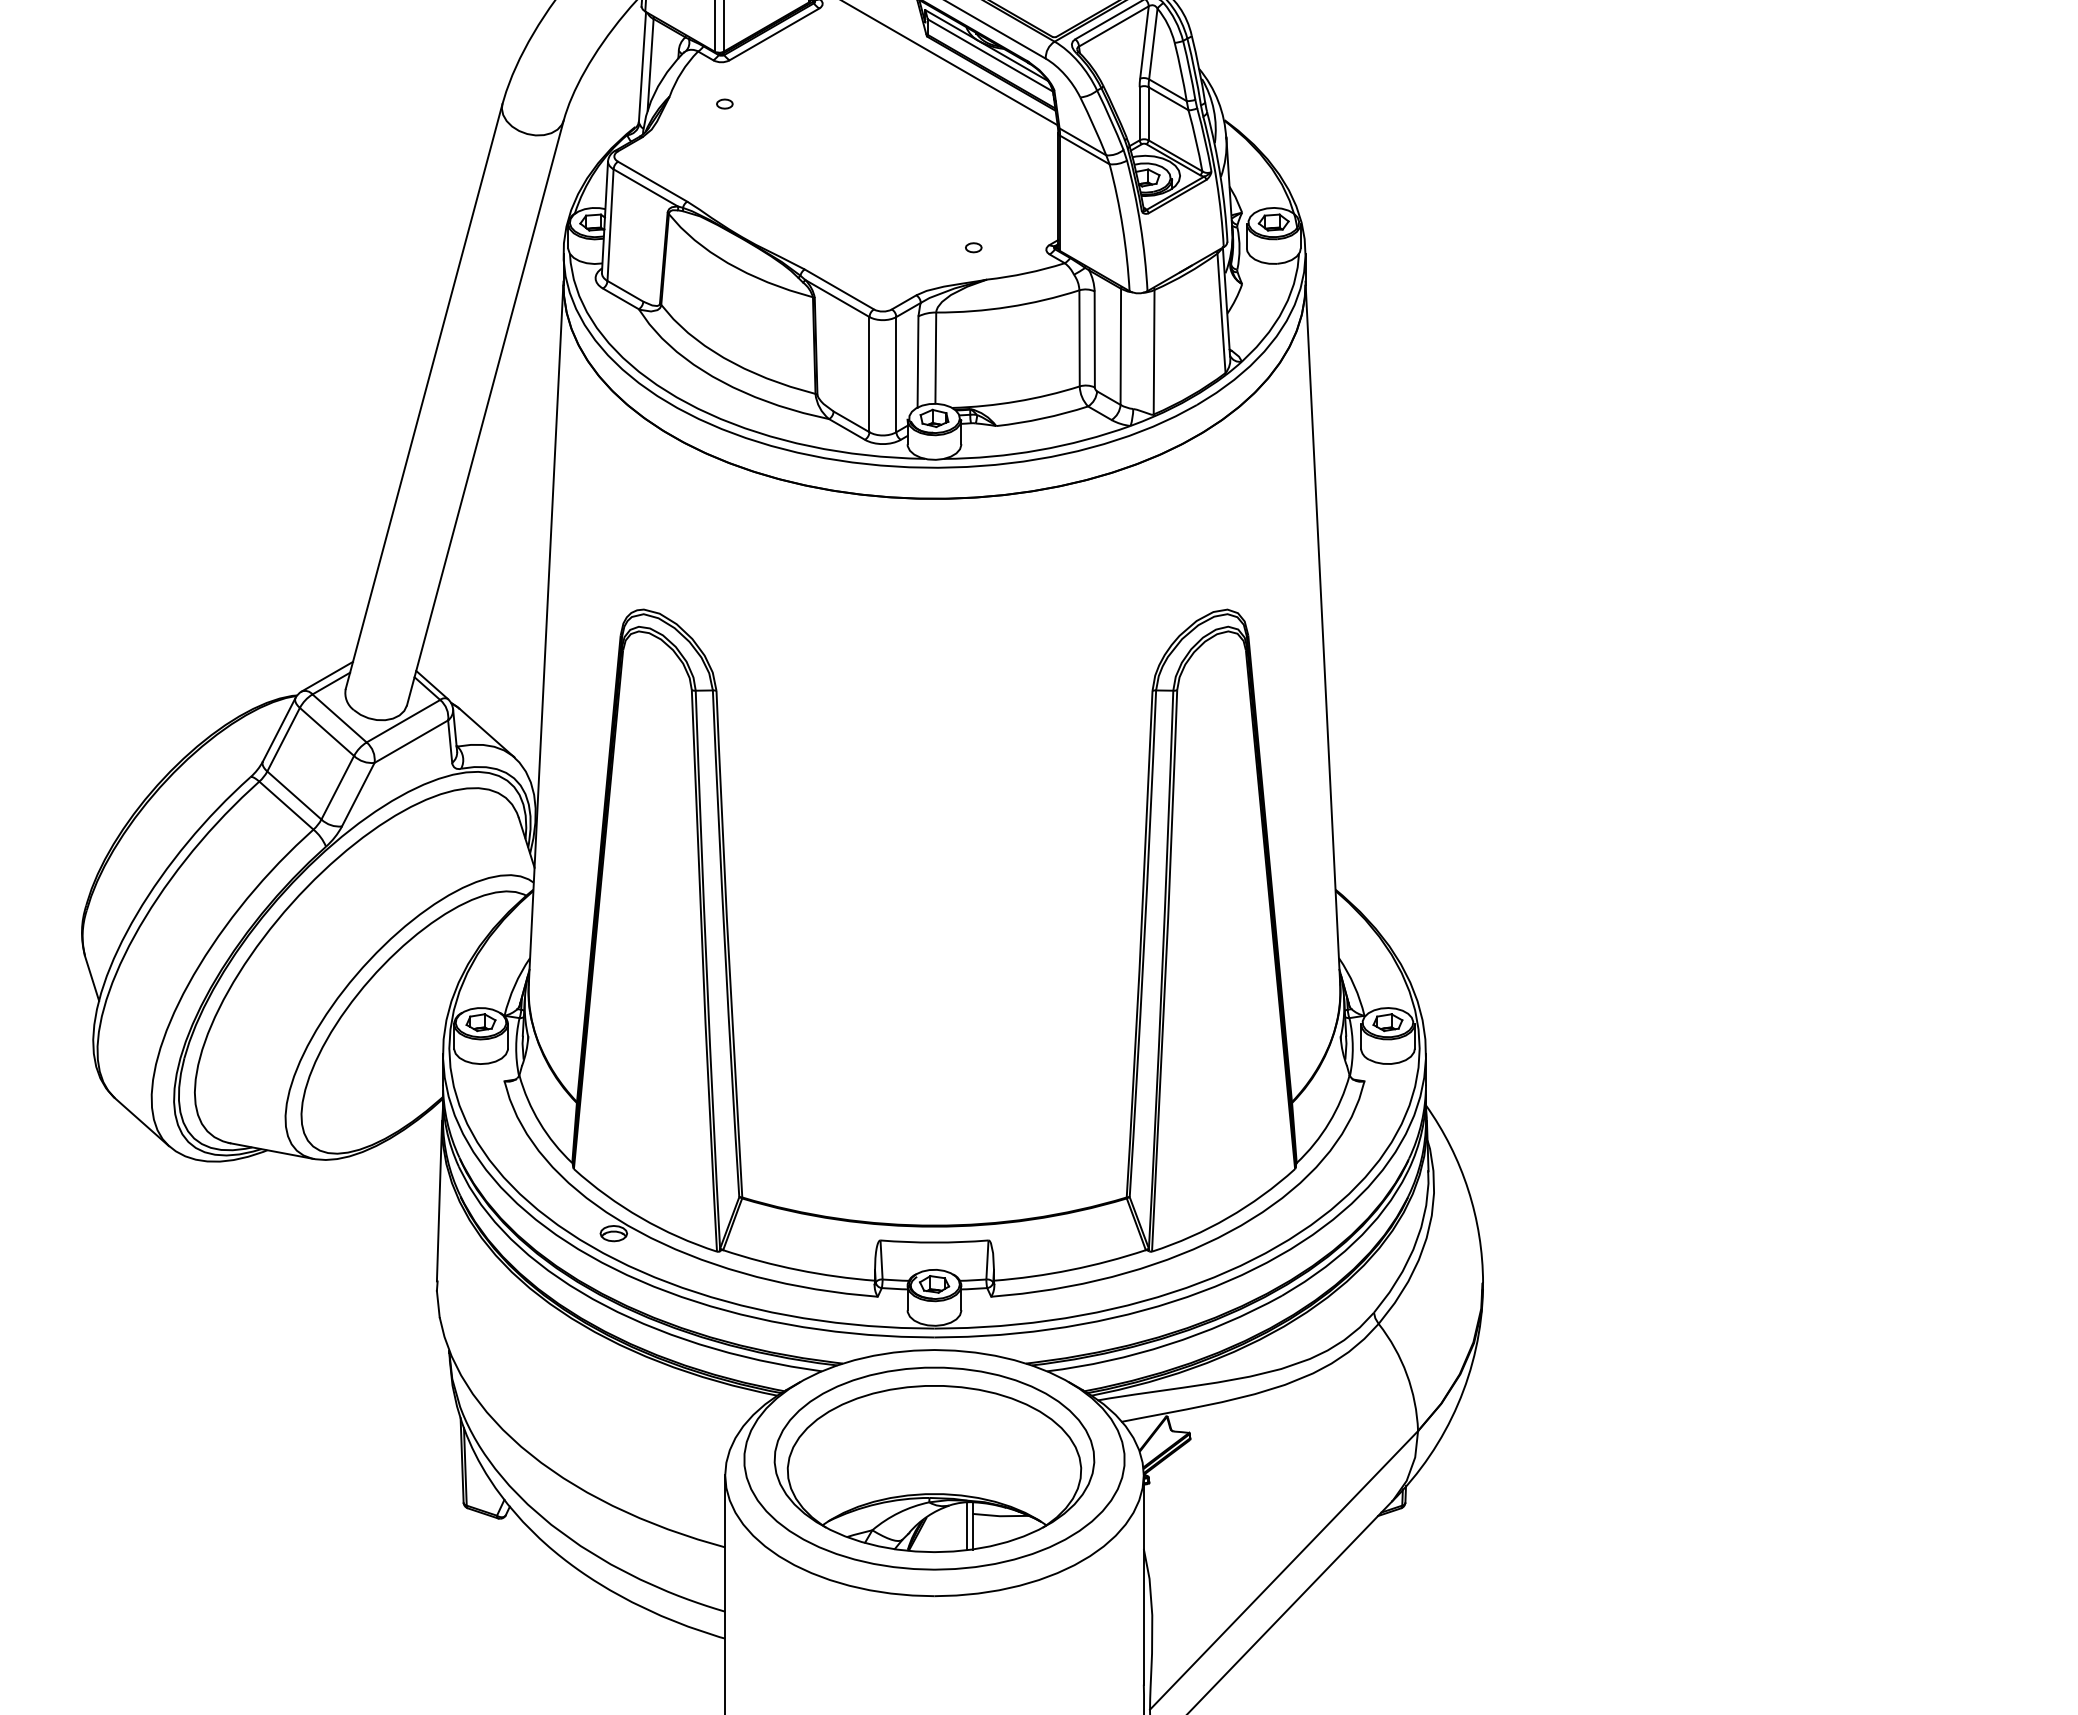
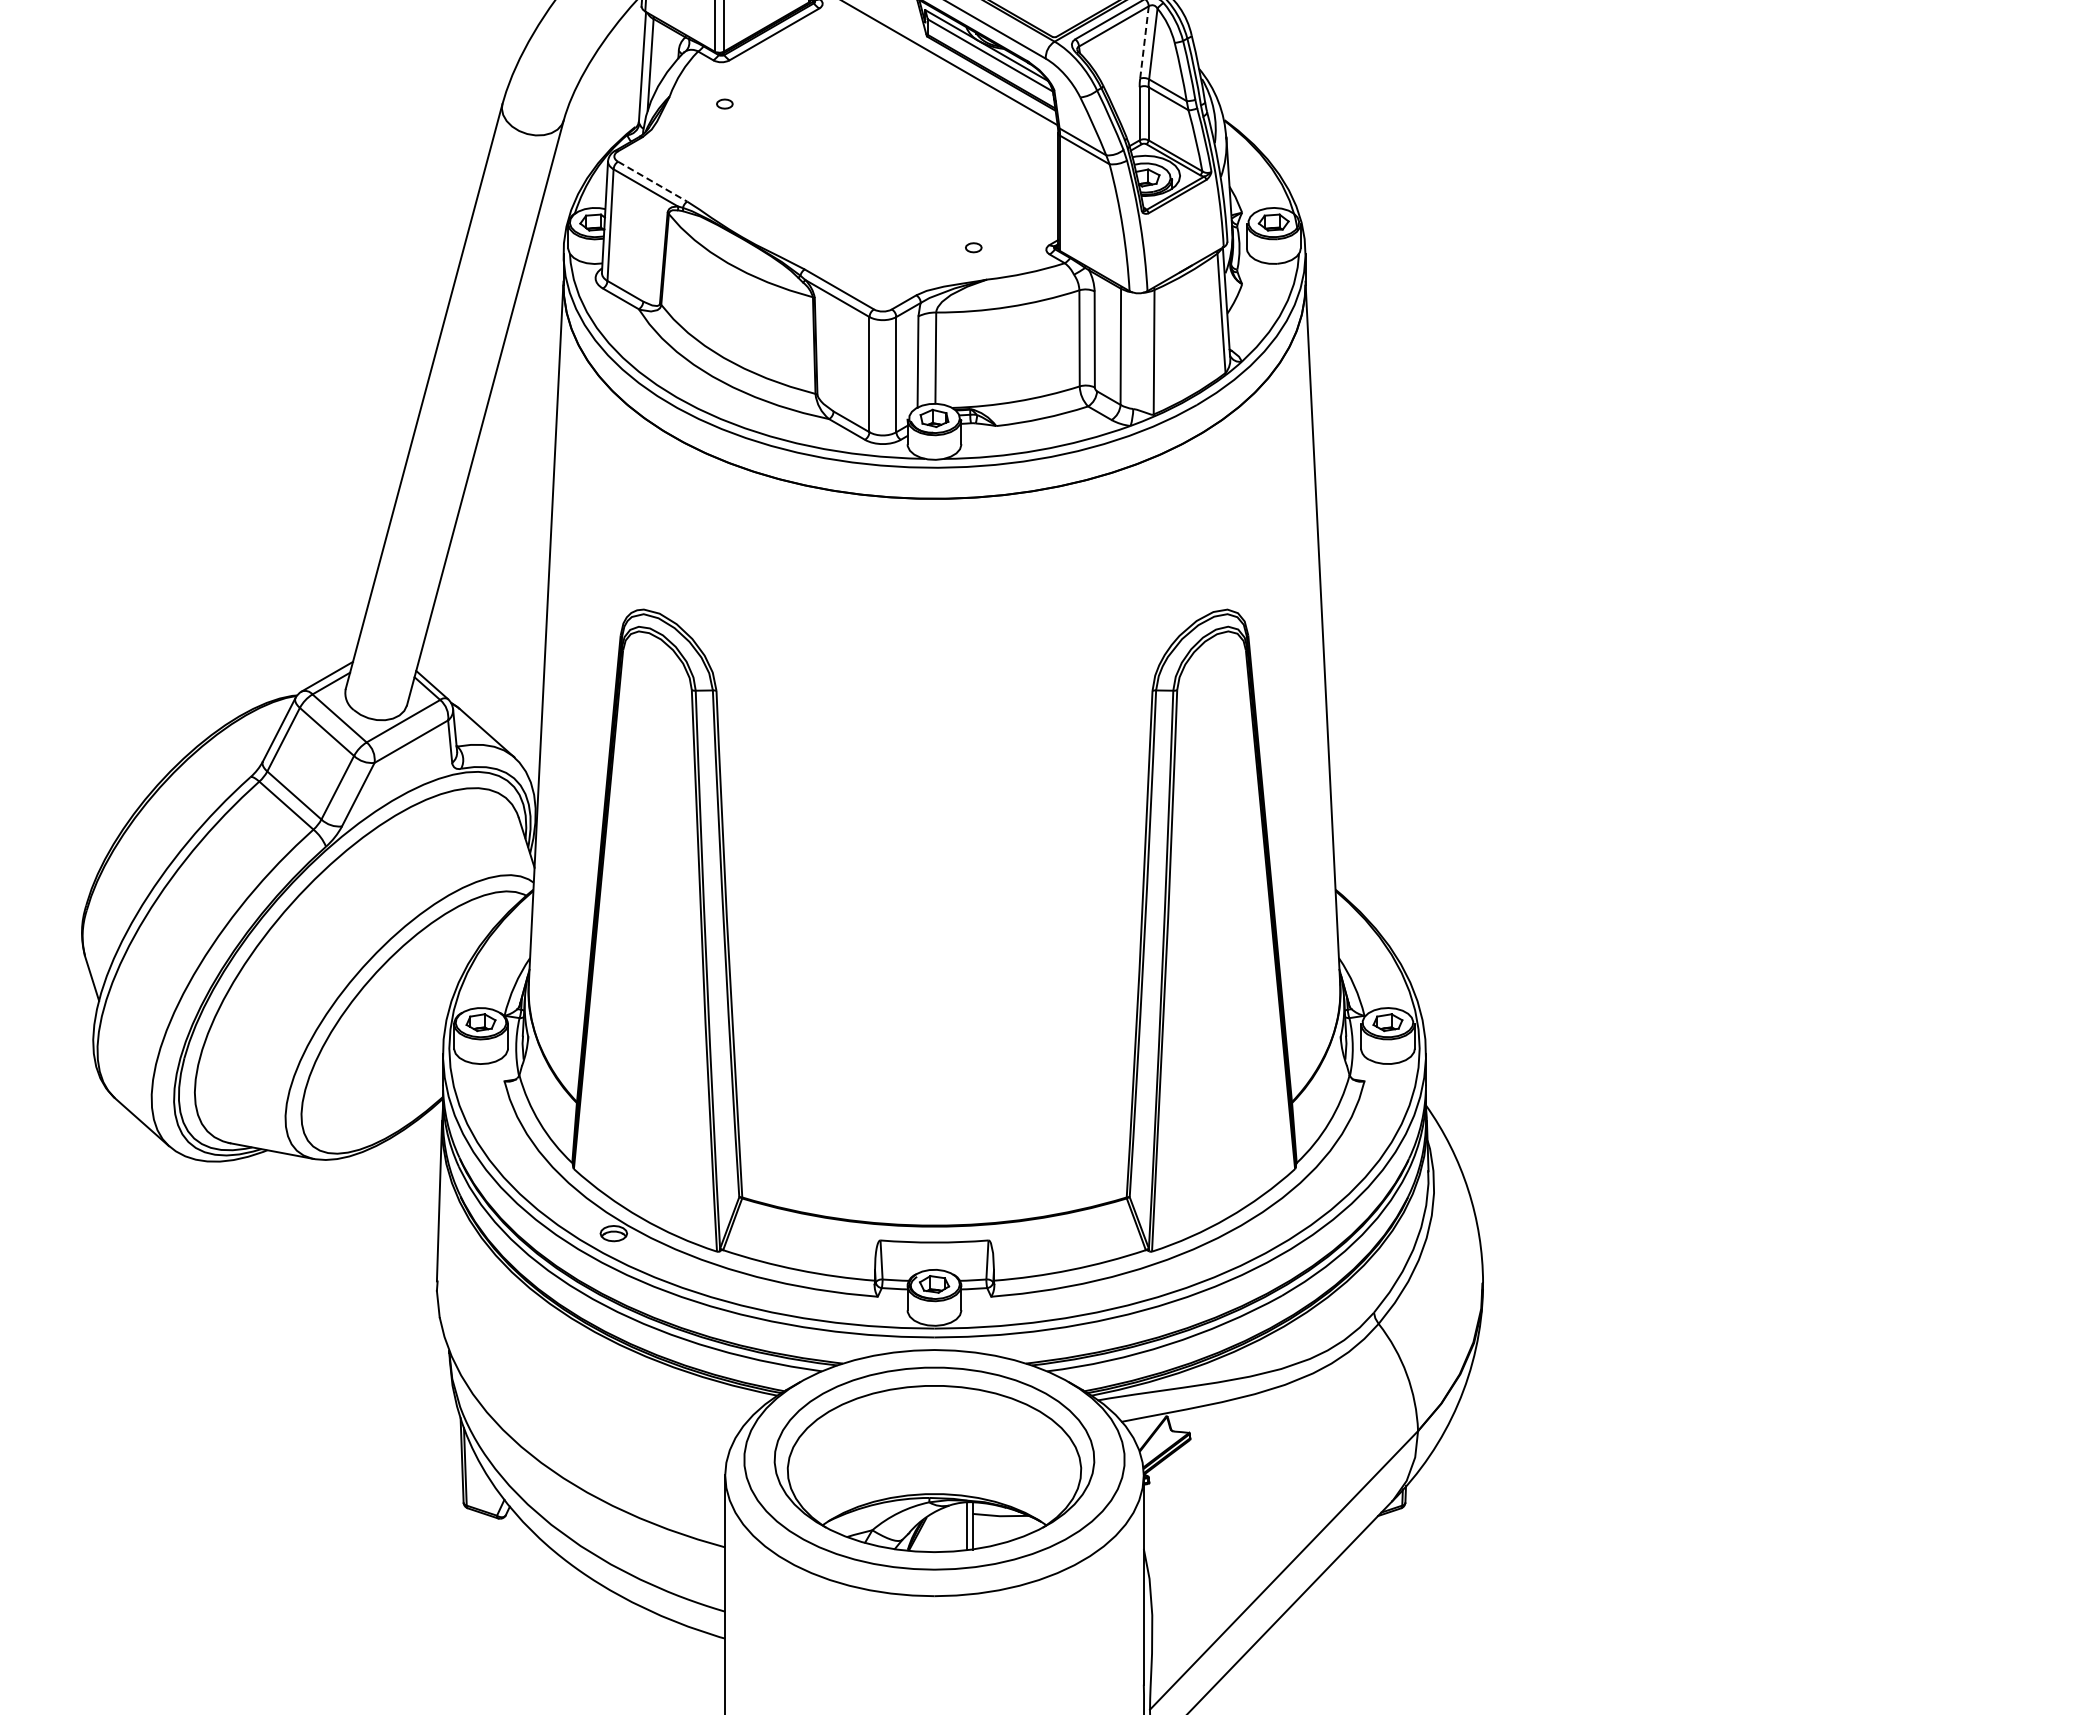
line: solid -> dashed (1144, 41)
line: solid -> dashed (652, 181)
